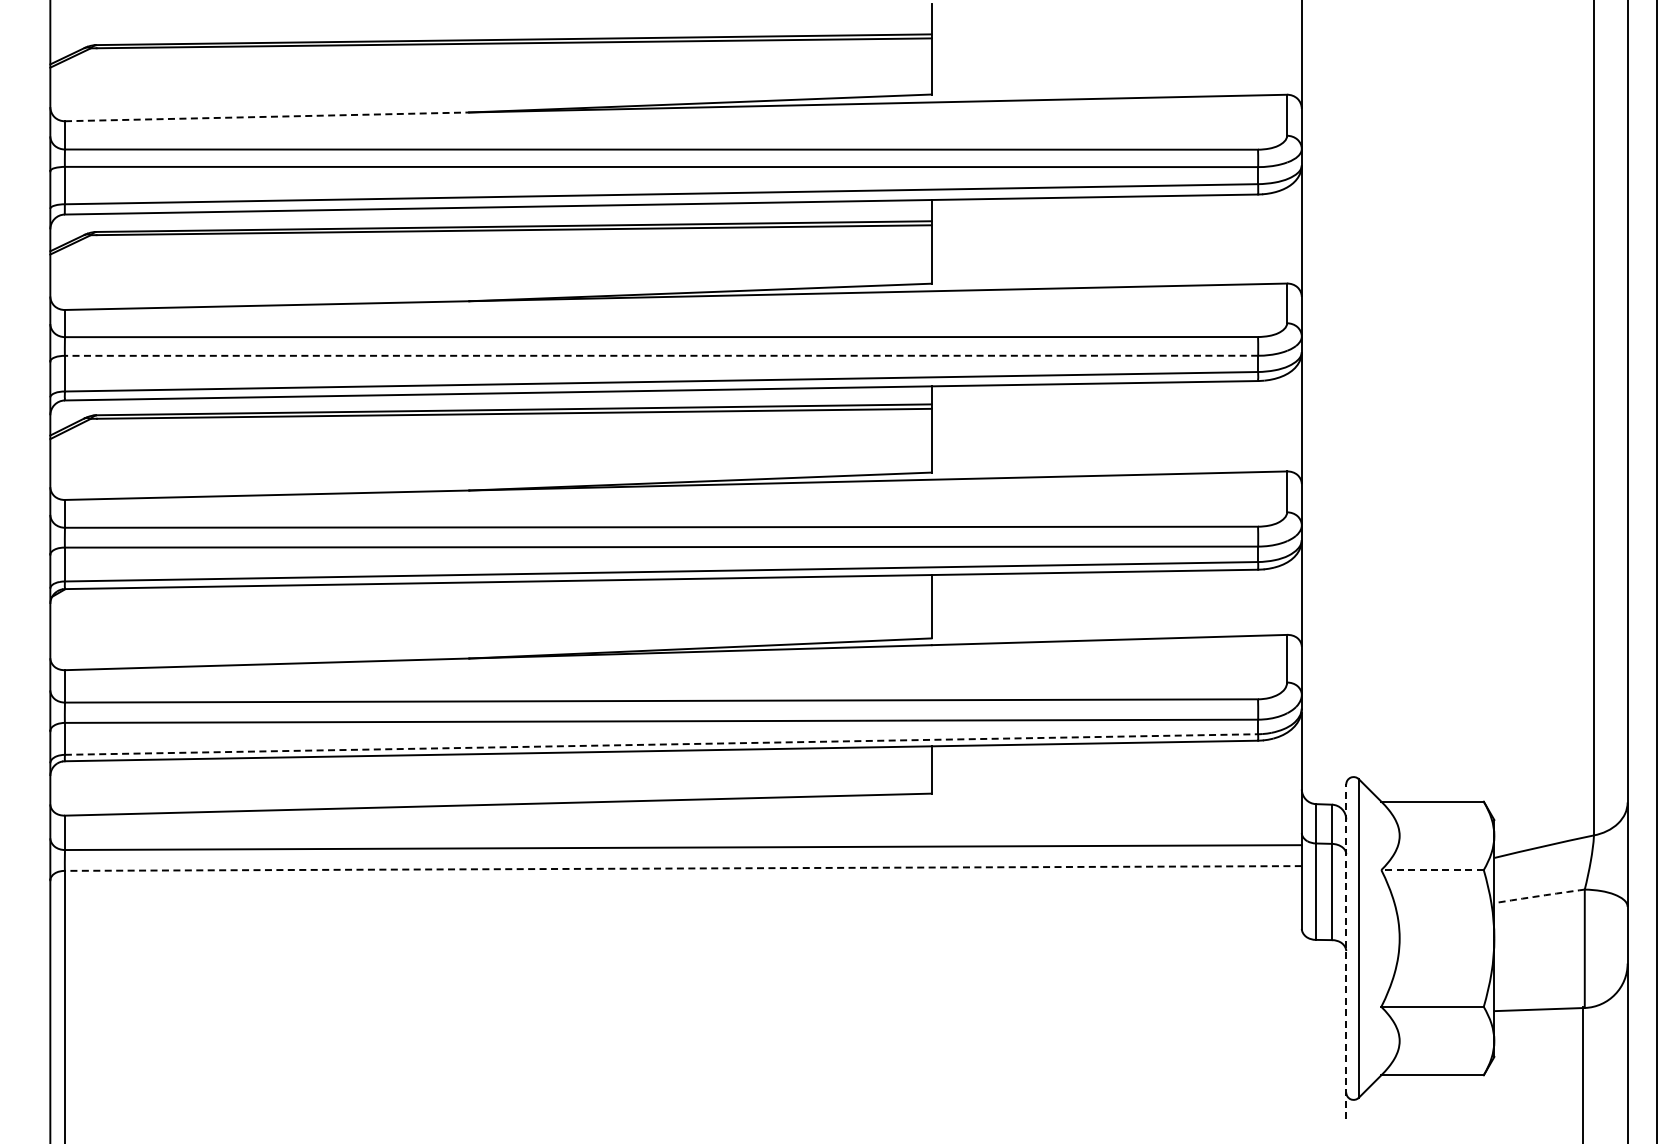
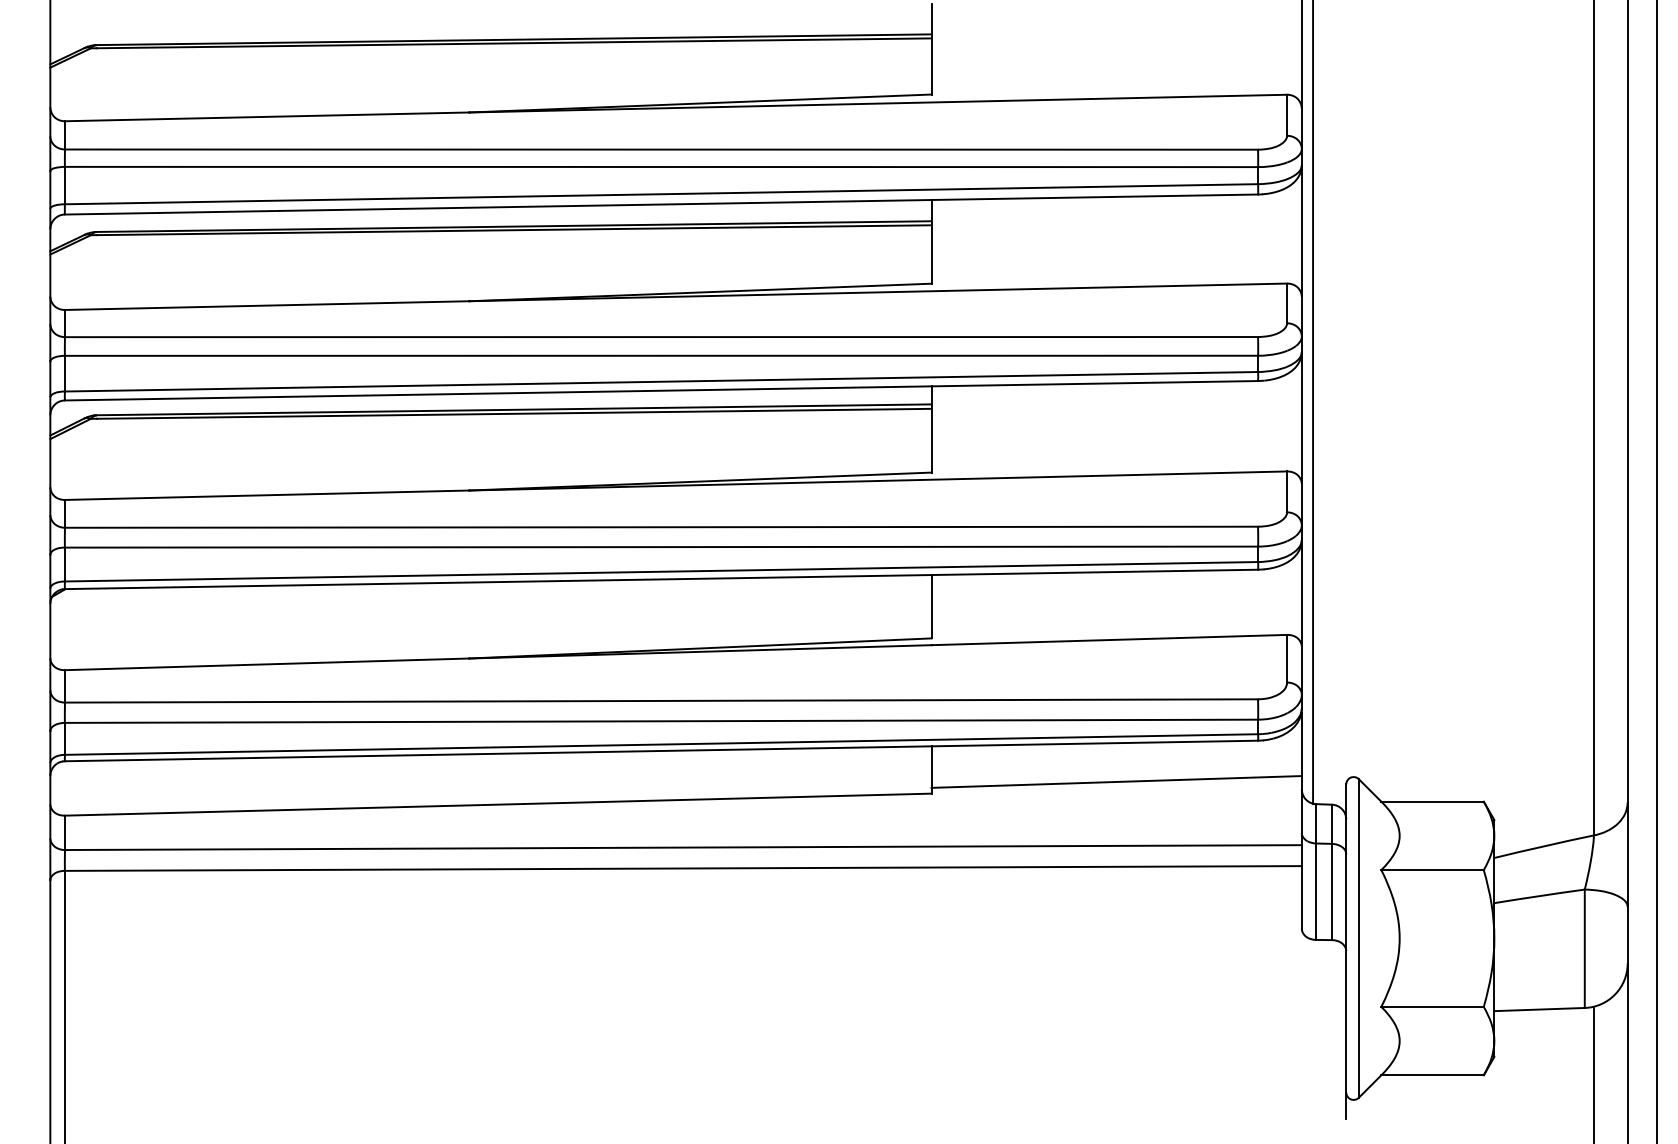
line: dashed -> solid (267, 116)
line: dashed -> solid (661, 355)
line: none -> present (1313, 403)
line: dashed -> solid (661, 744)
line: none -> present (1116, 781)
line: dashed -> solid (682, 868)
line: dashed -> solid (1432, 870)
arc: dashed -> solid (1539, 896)
line: dashed -> solid (1346, 951)
line position: (1582, 1073) -> (1593, 1073) (1593, 1073)
